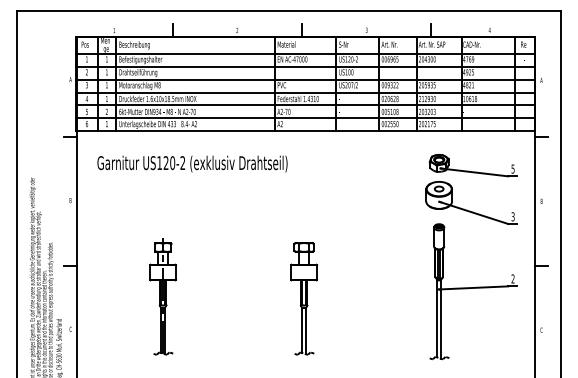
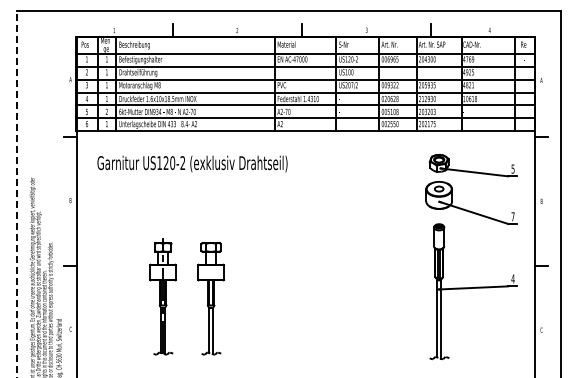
line: solid -> dashed (17, 194)
text: 3 -> 7 (512, 216)
text: 2 -> 4 (512, 278)
part position: (304, 298) -> (211, 298) (211, 298)
